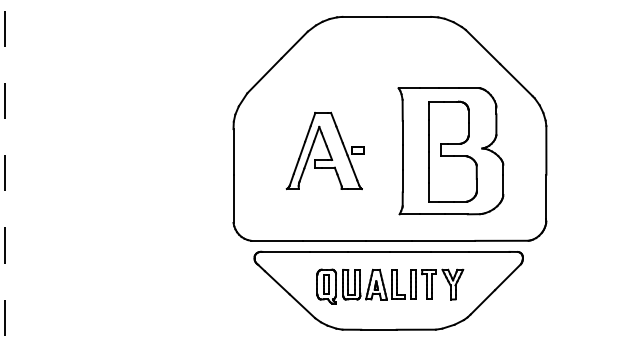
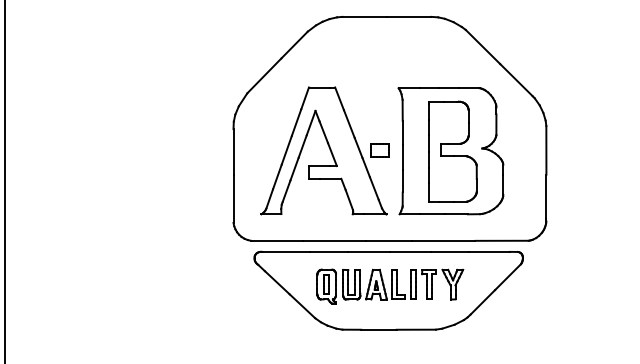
part size: 80x79 px -> 130x130 px (324, 150)
line: dashed -> solid (4, 181)
